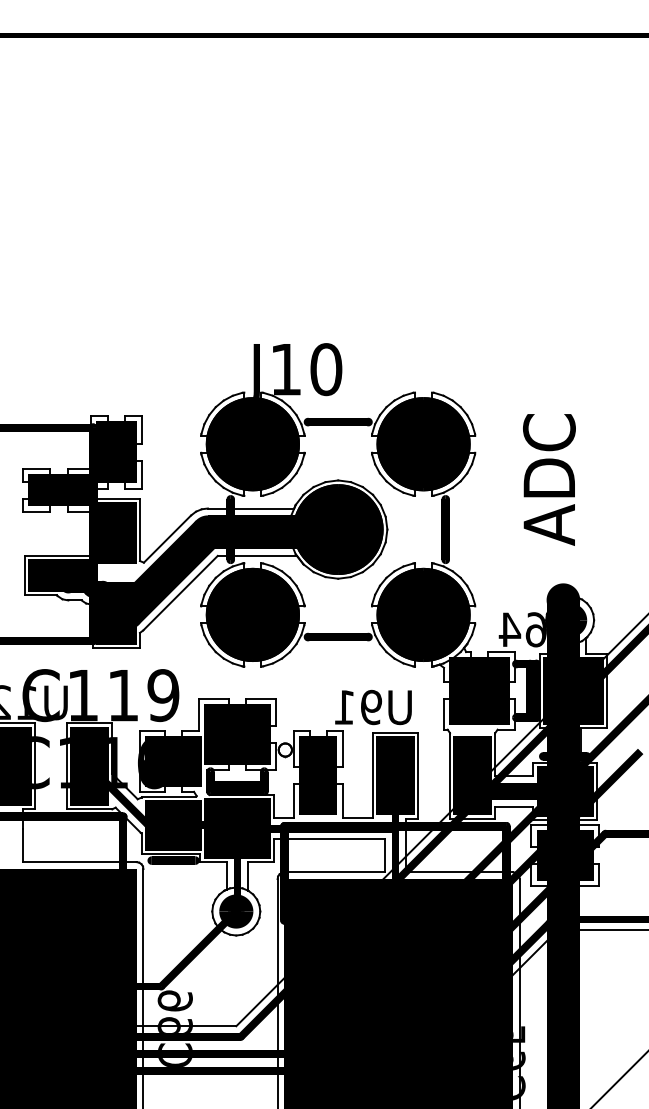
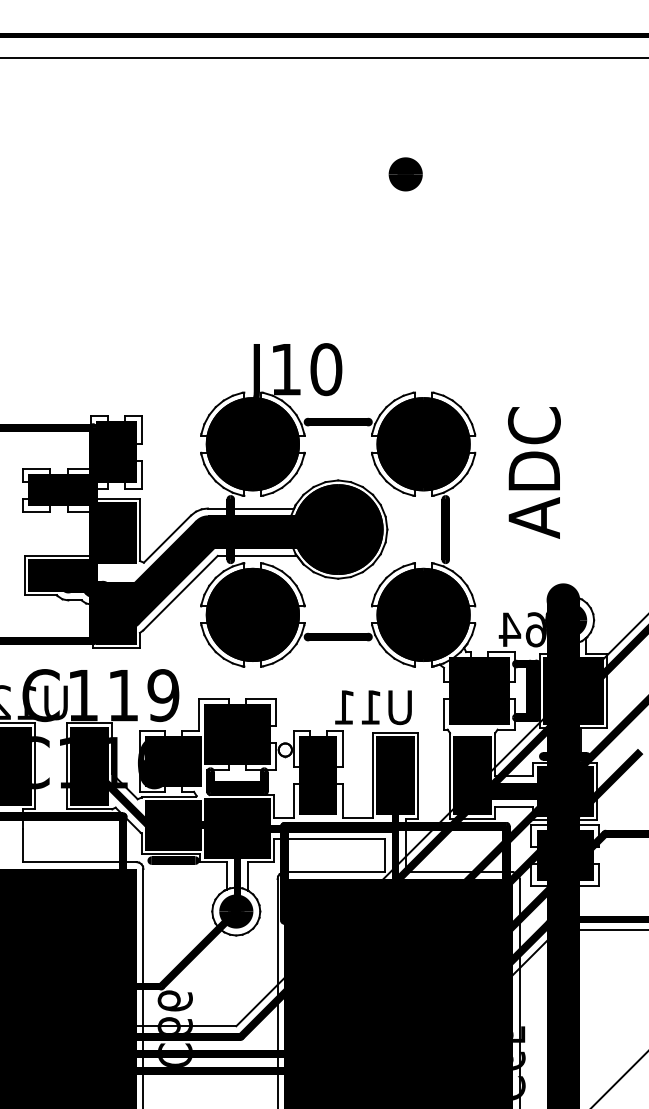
line: none -> present (323, 57)
part: none -> present (405, 174)
text position: (549, 479) -> (534, 472) (534, 472)
text: U91 -> U11 (371, 707)
